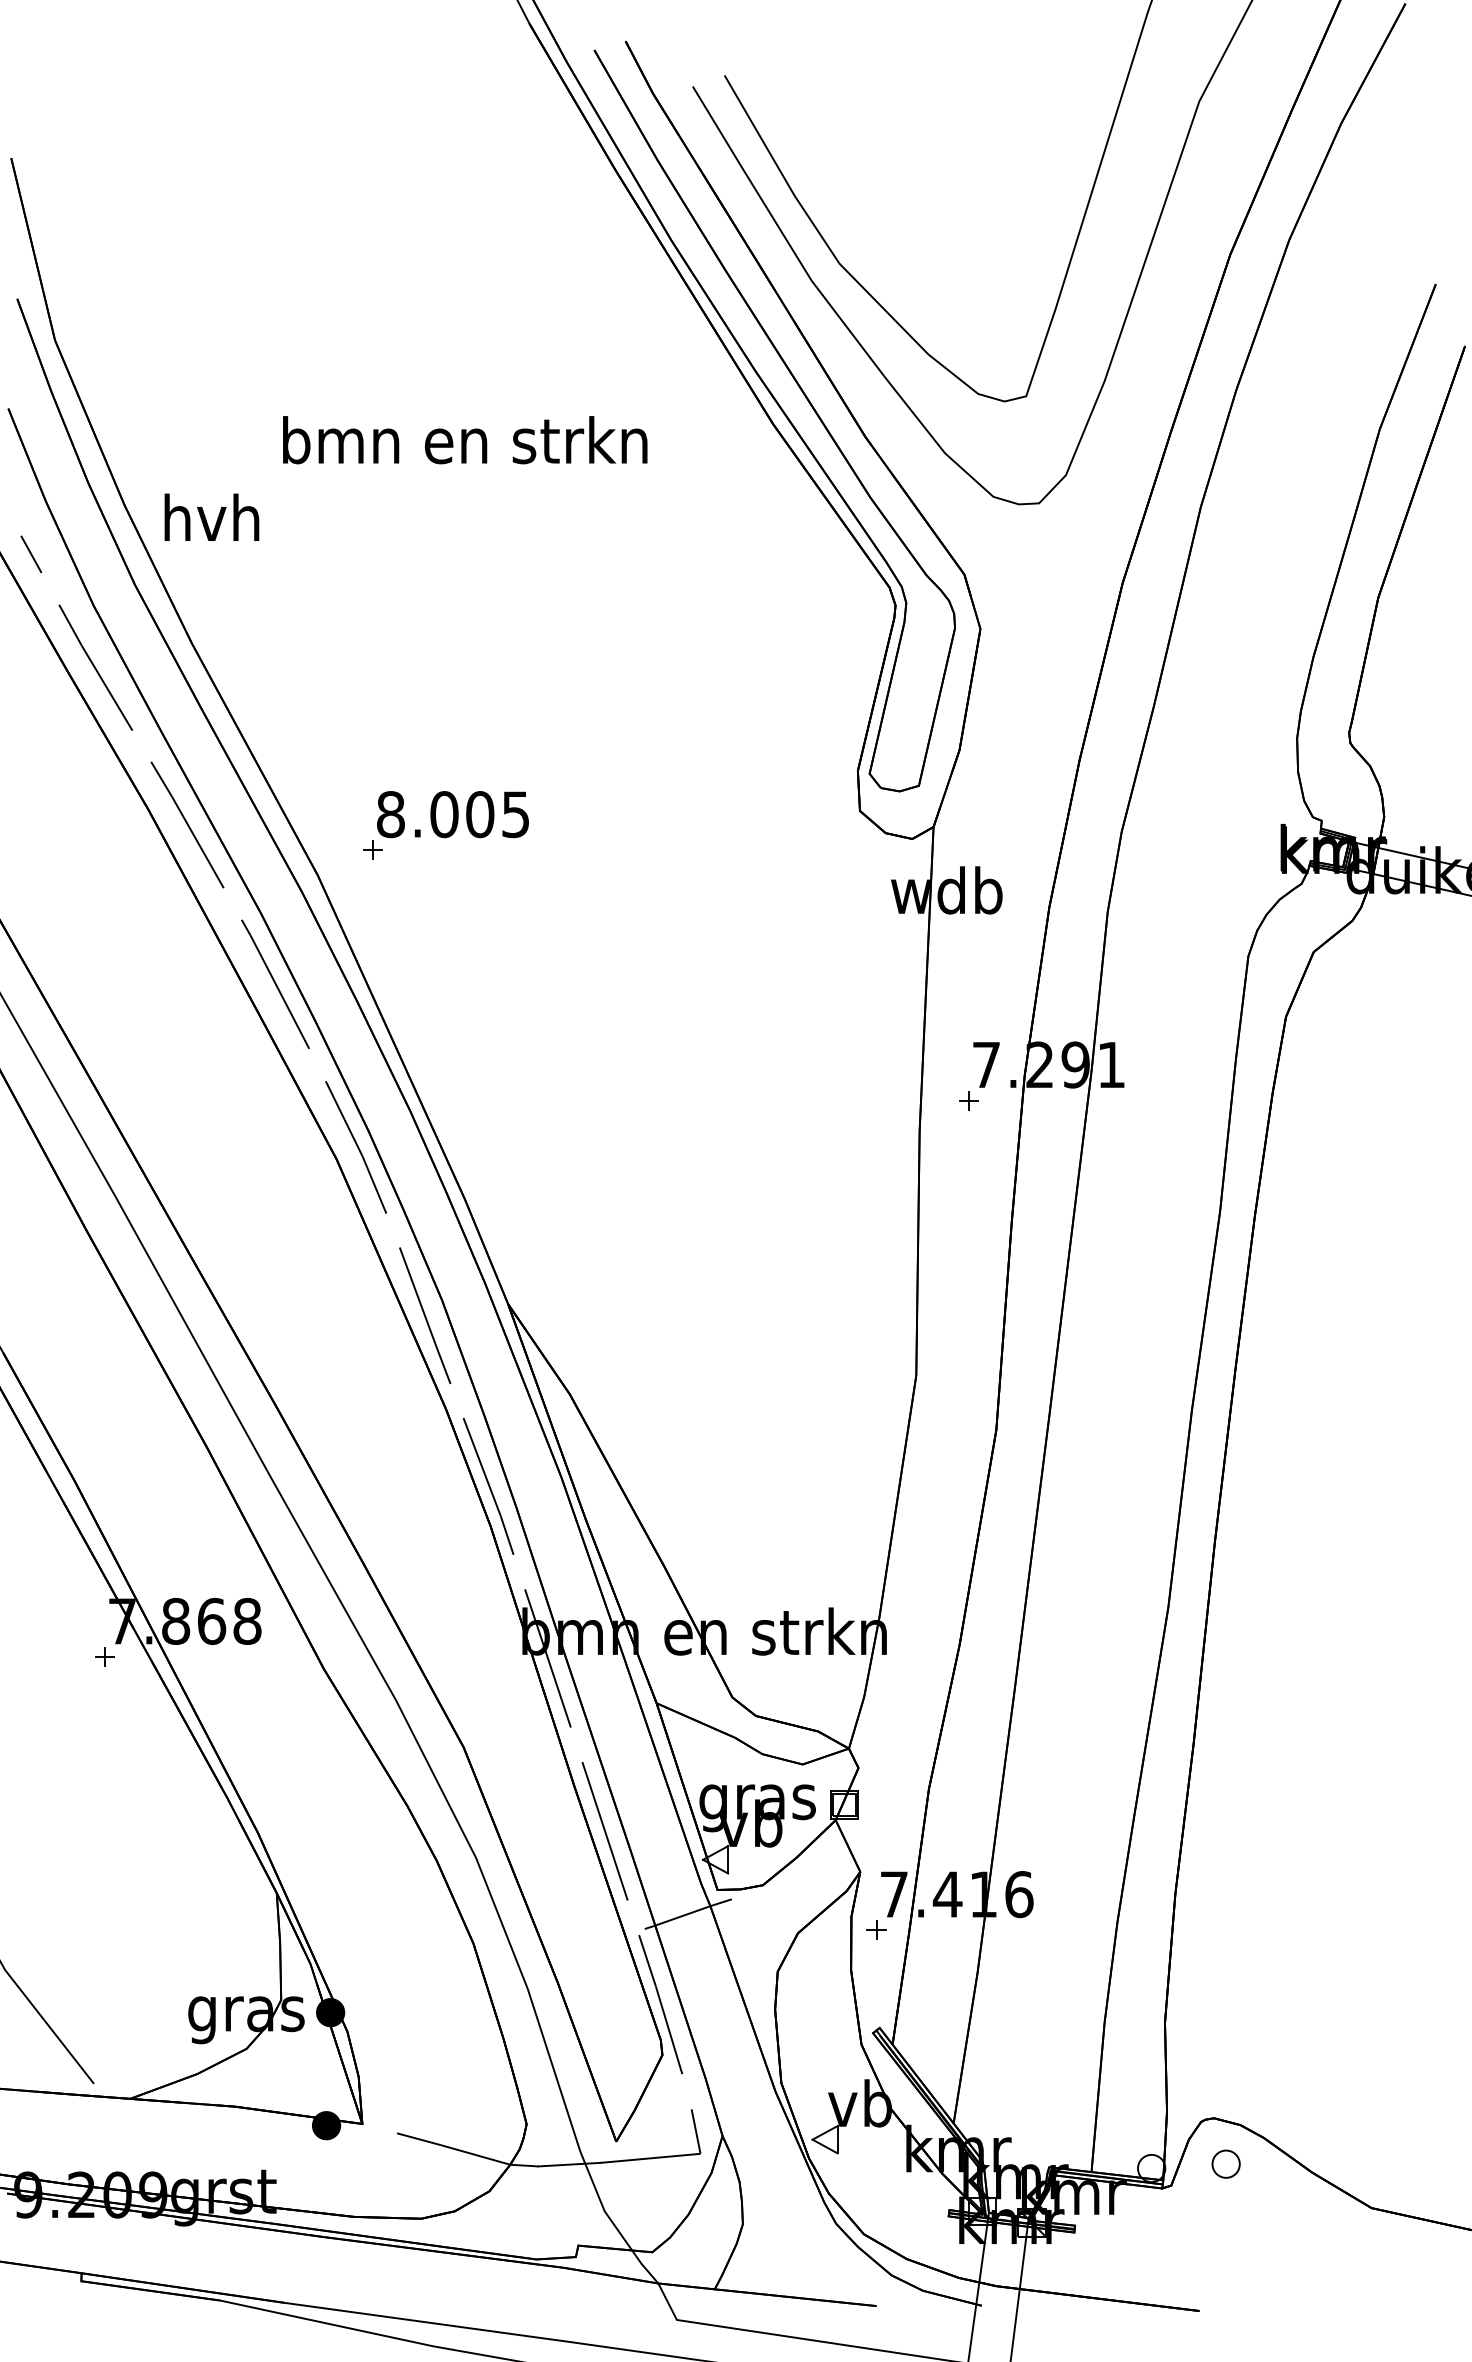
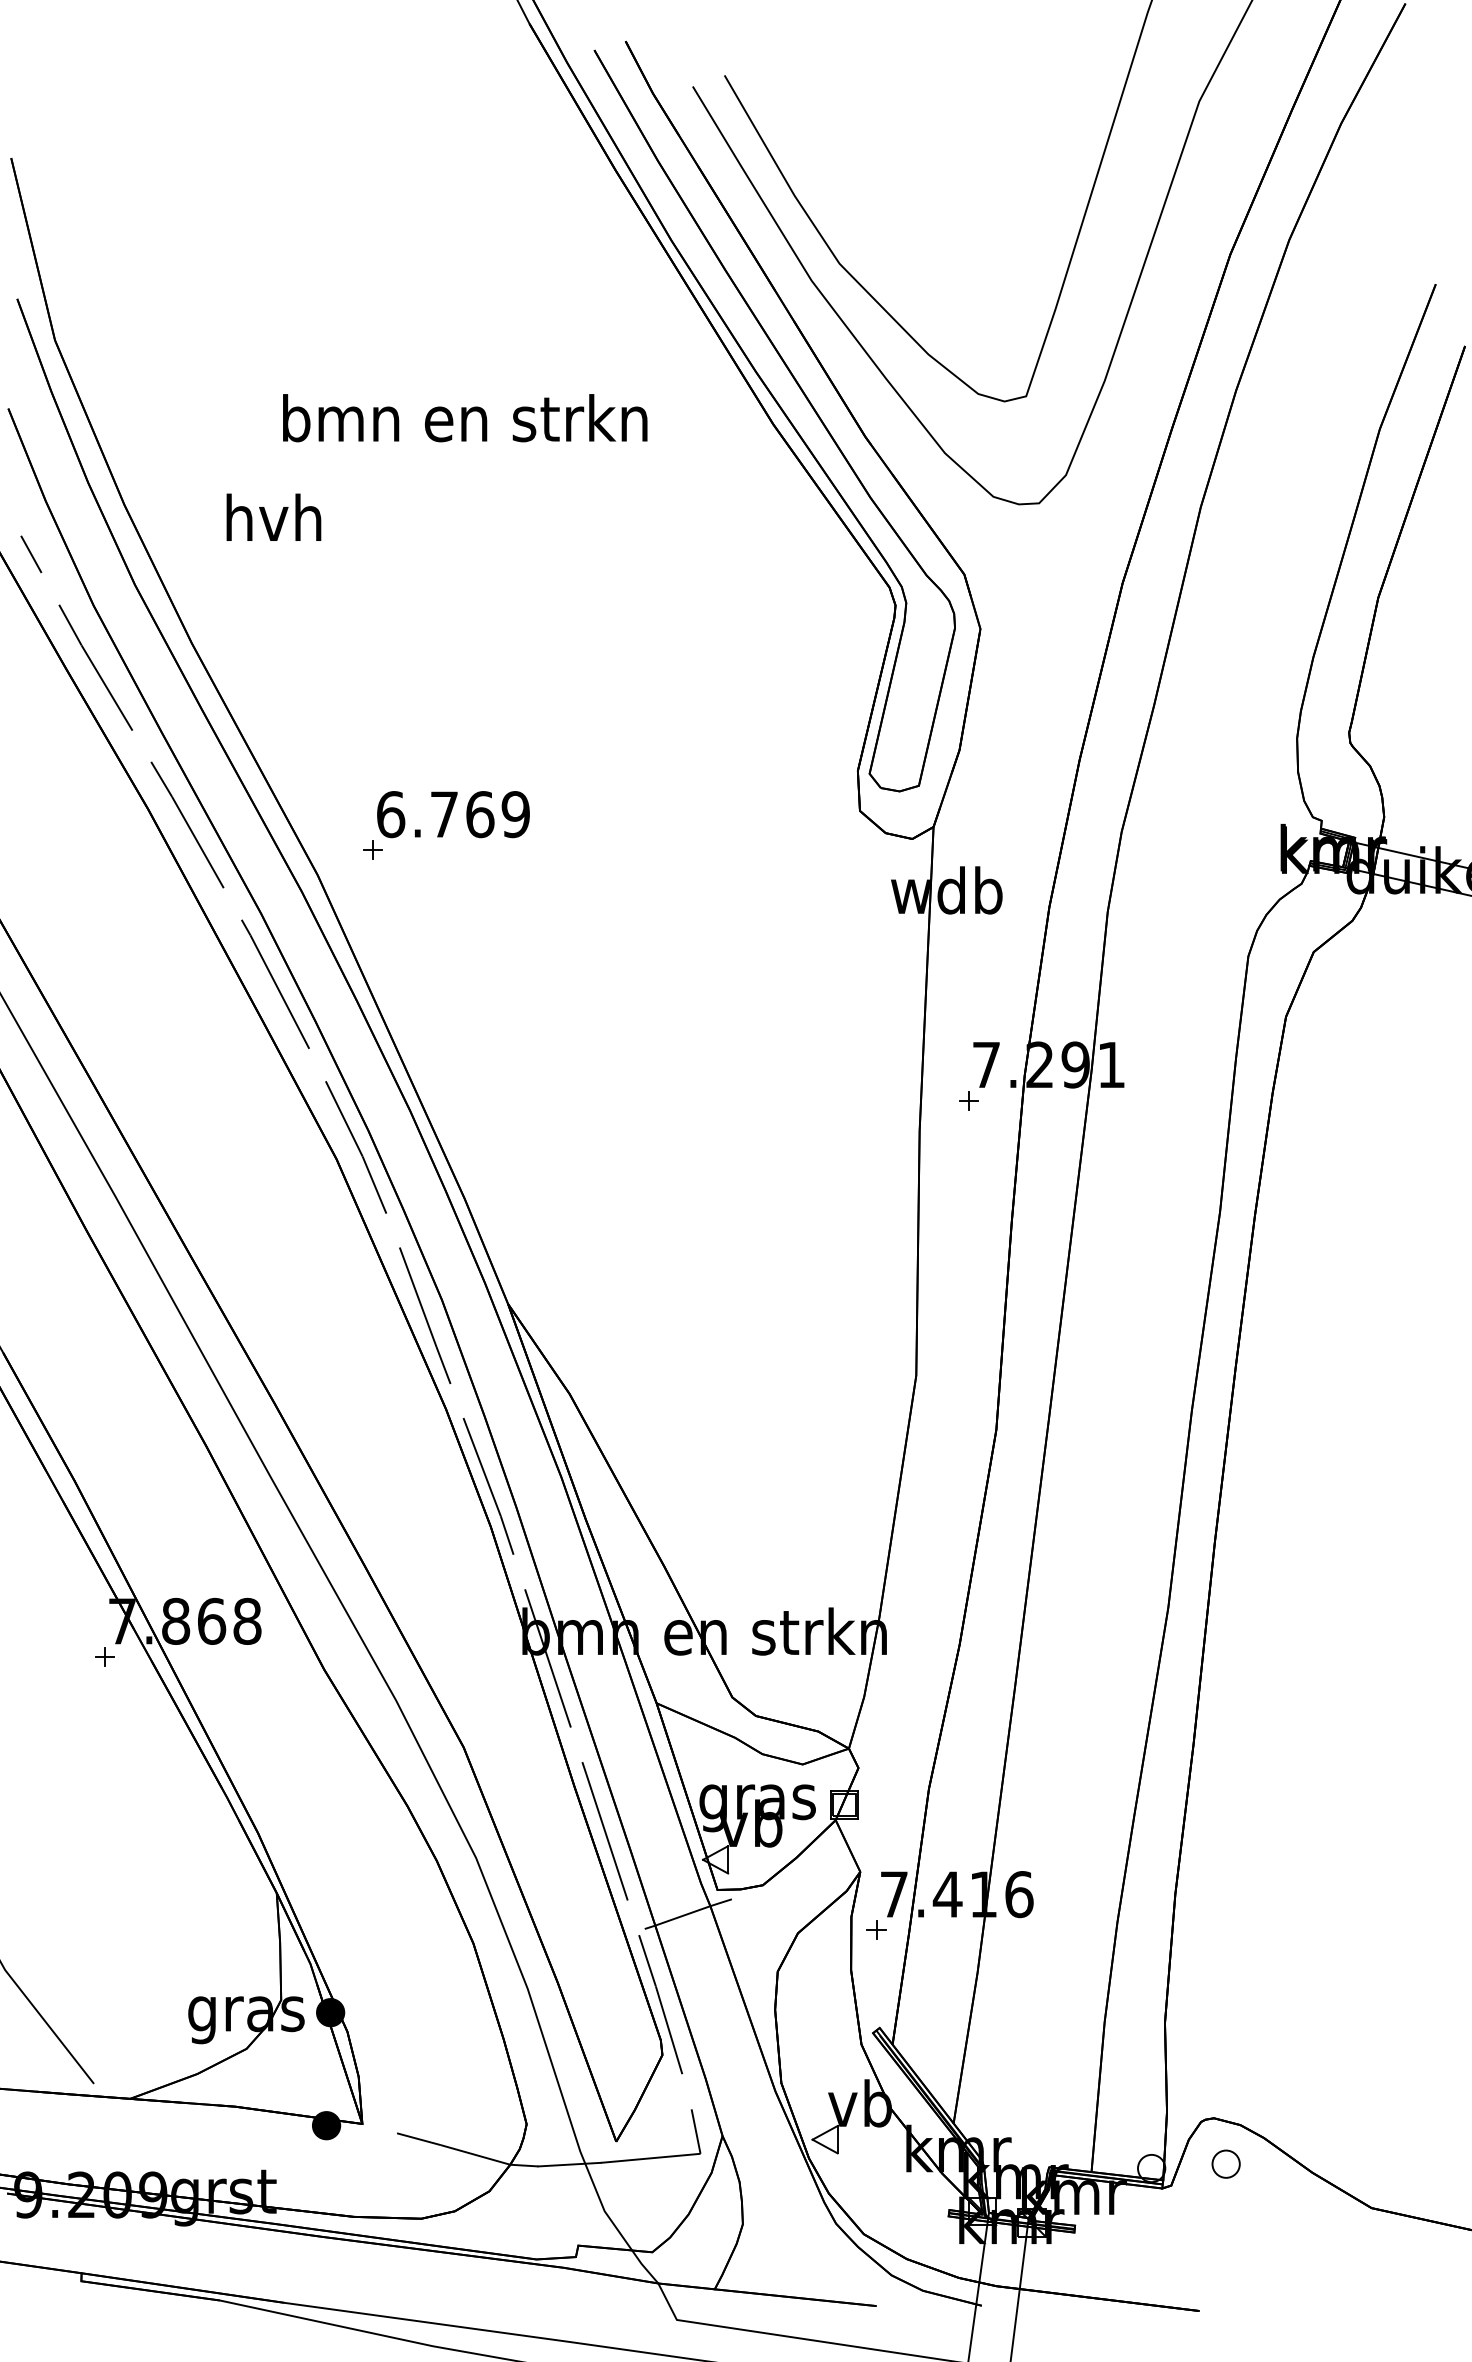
text position: (465, 440) -> (465, 418) (465, 418)
text position: (211, 516) -> (273, 516) (273, 516)
text: 8.005 -> 6.769 (453, 814)
